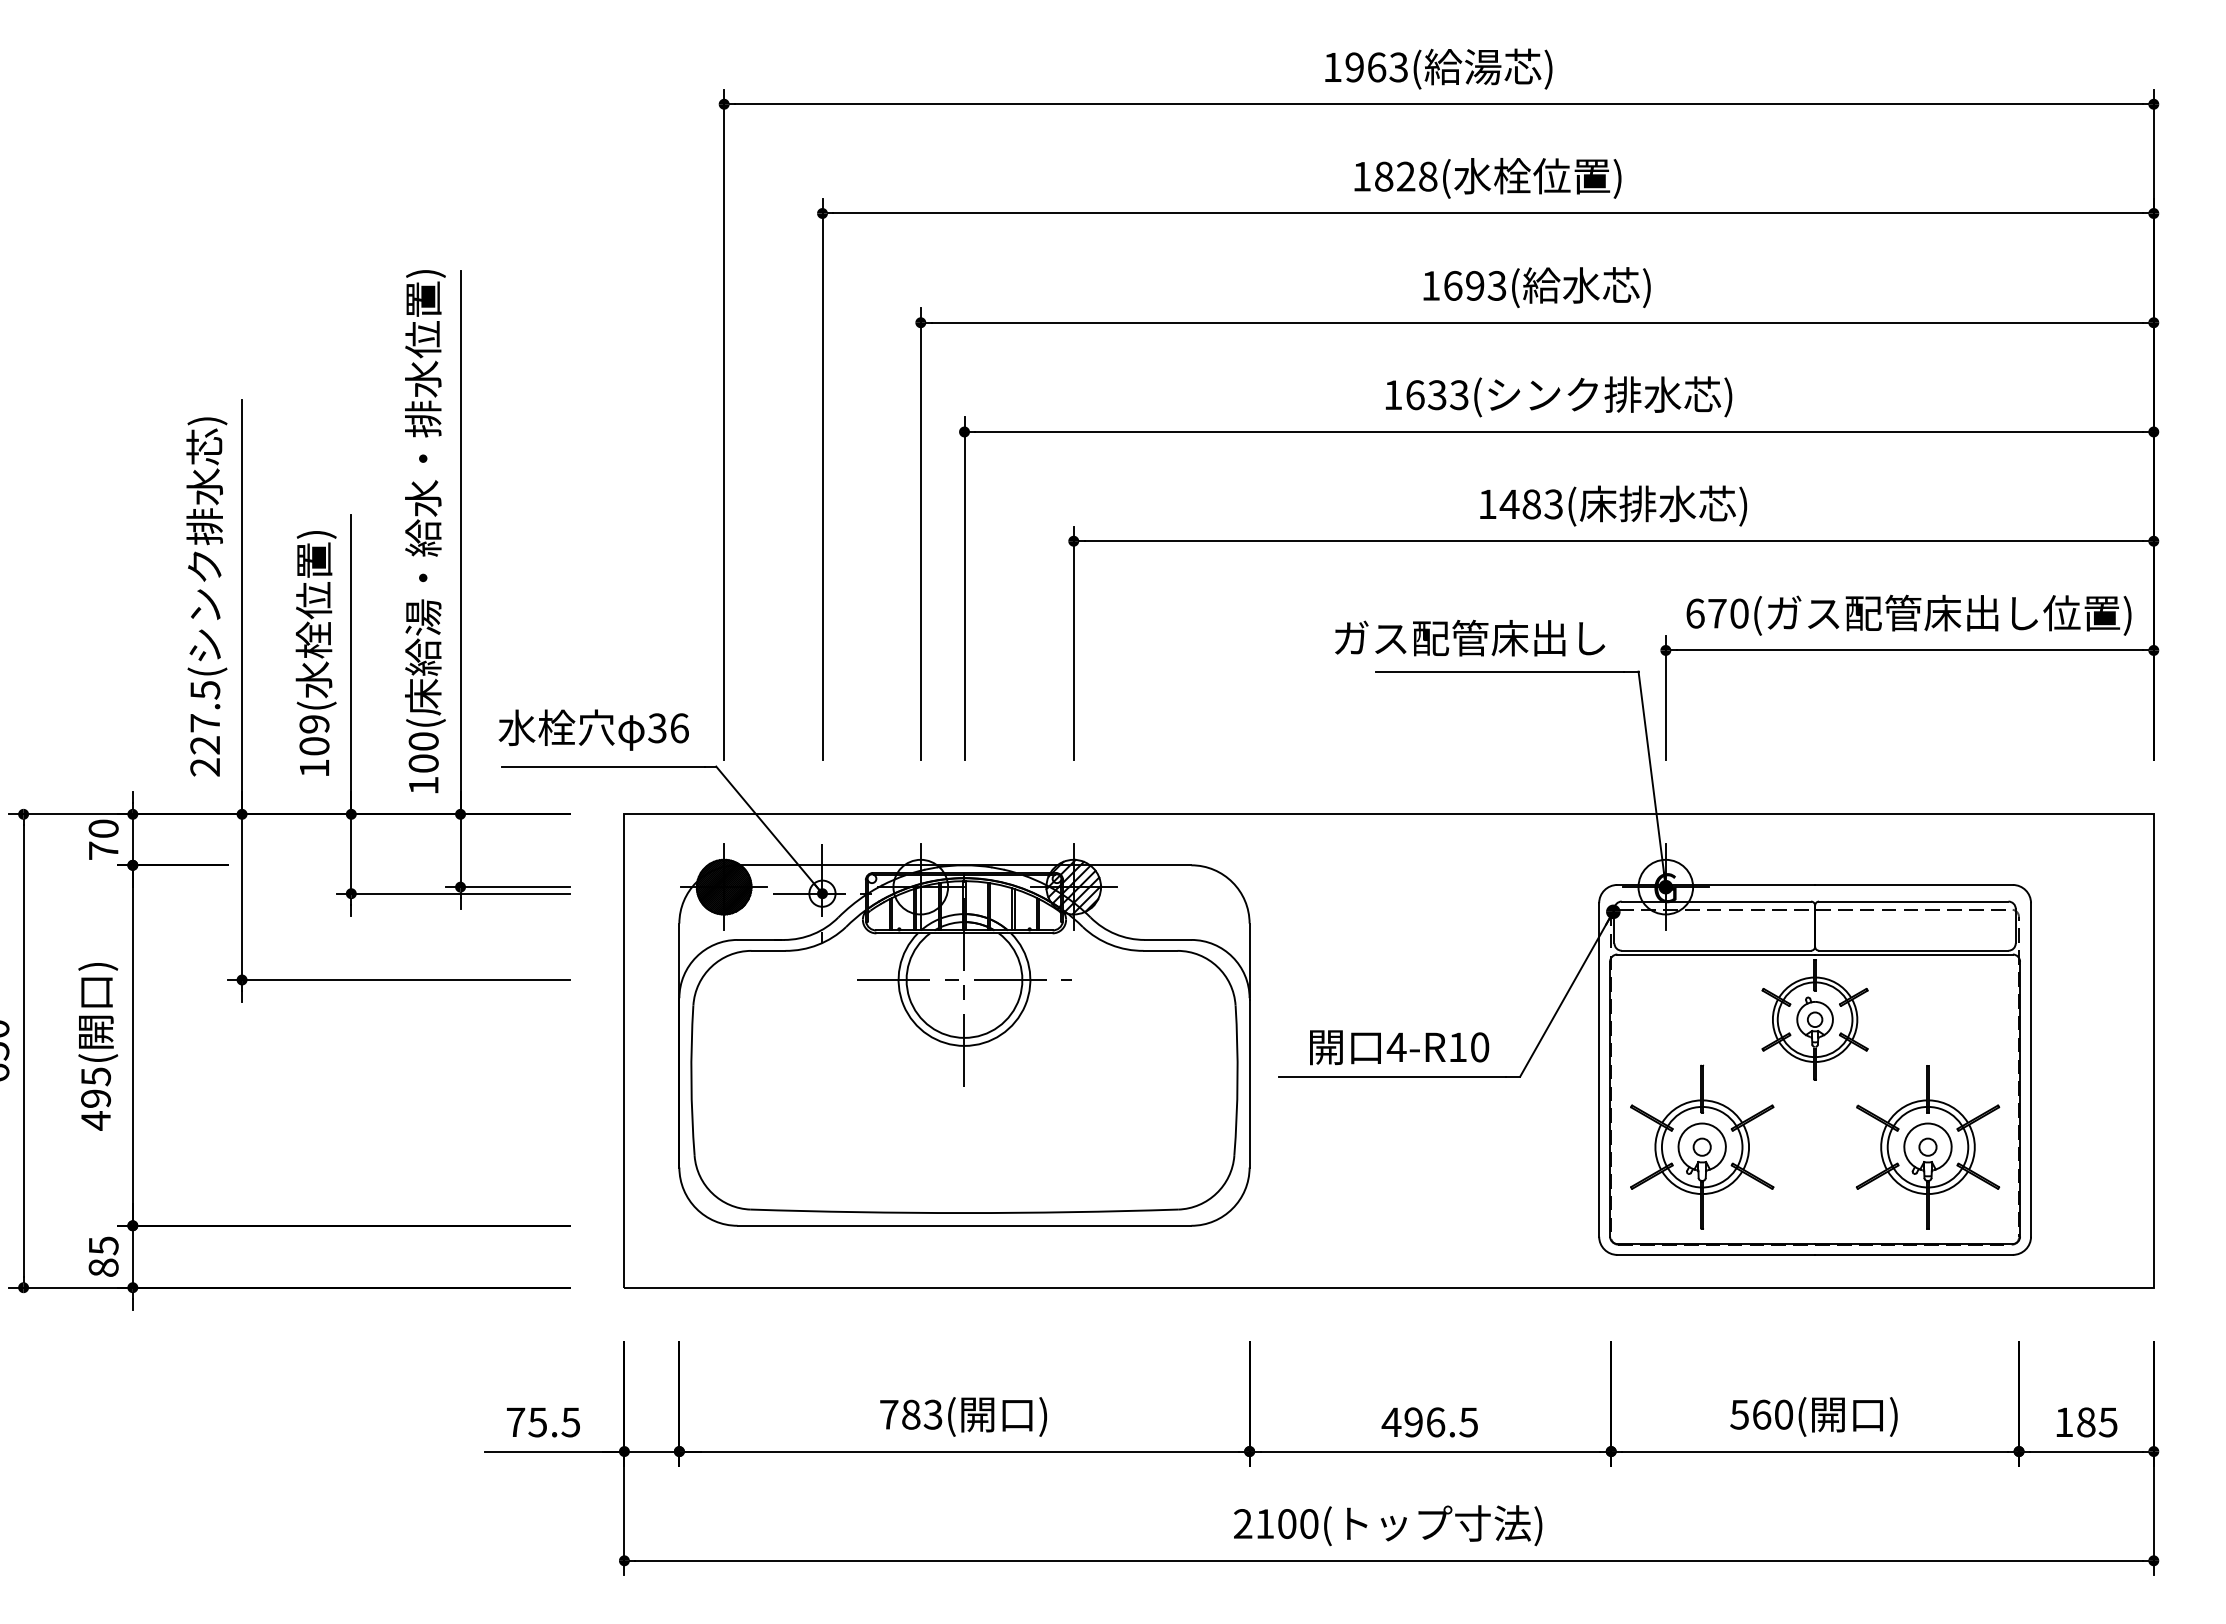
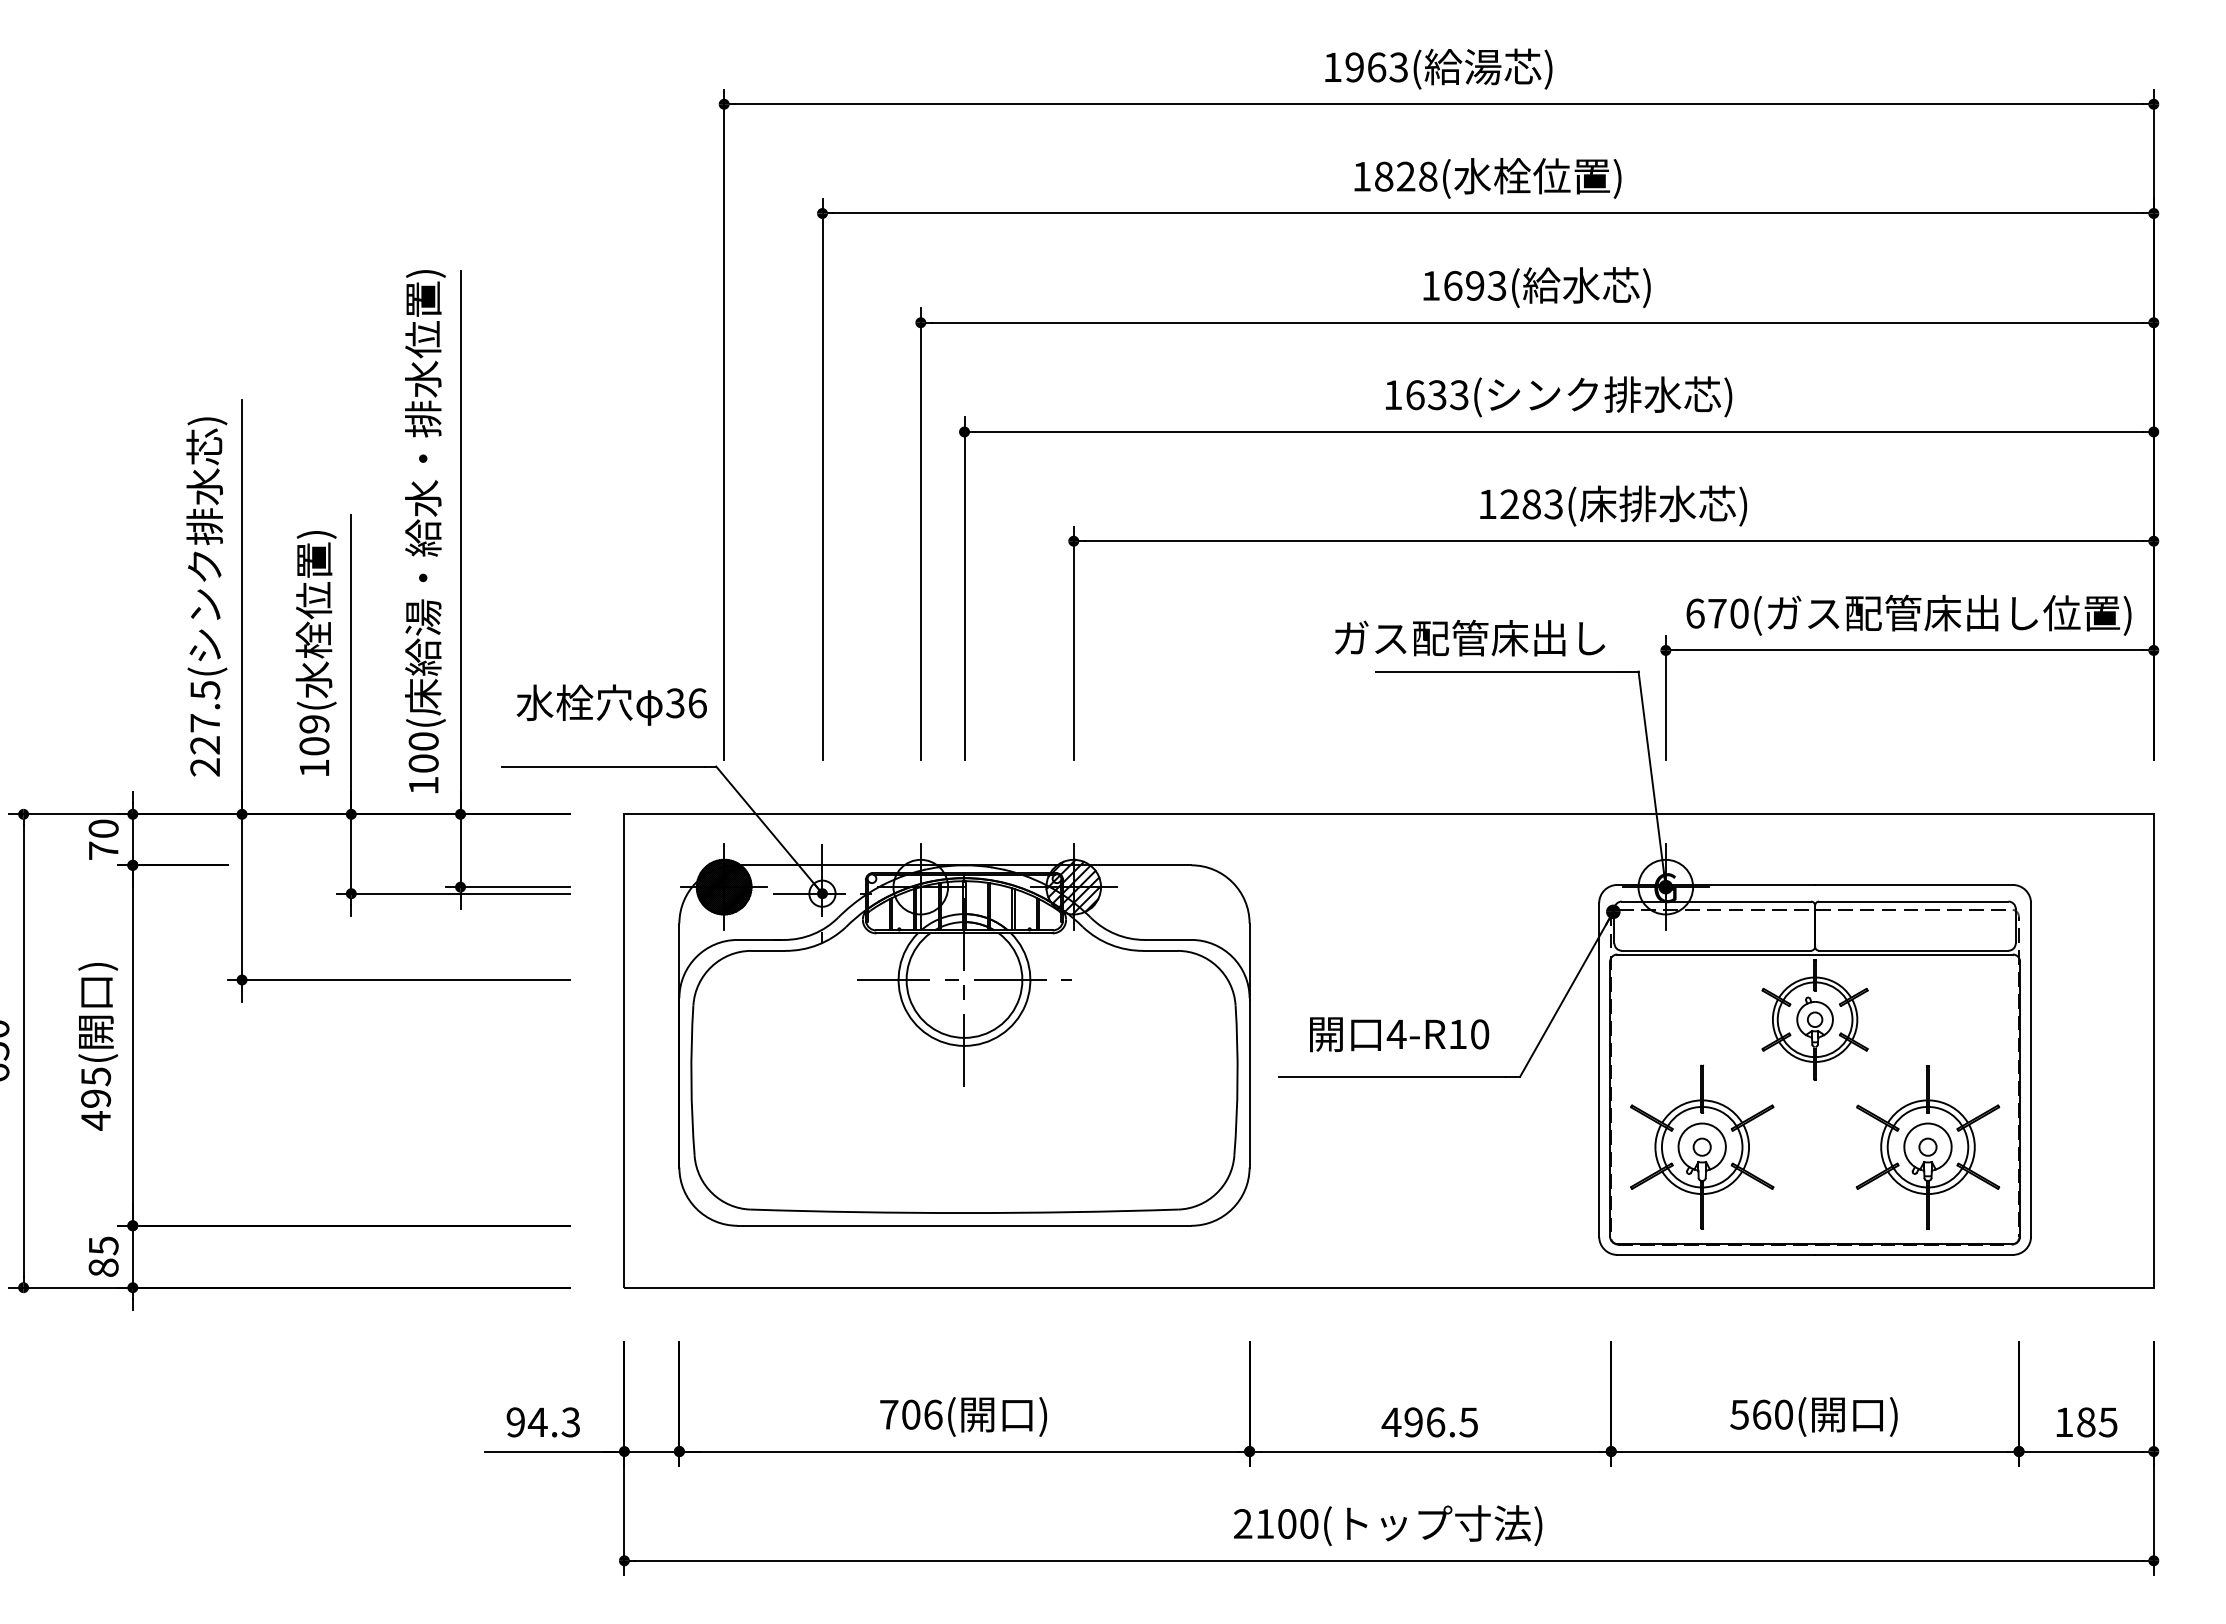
text: 1483( -> 1283( (1509, 503)
text position: (593, 729) -> (611, 704) (611, 704)
text position: (1399, 1047) -> (1399, 1034) (1399, 1034)
text: 783( -> 706( (922, 1414)
text: 75.5 -> 94.3 (542, 1422)
